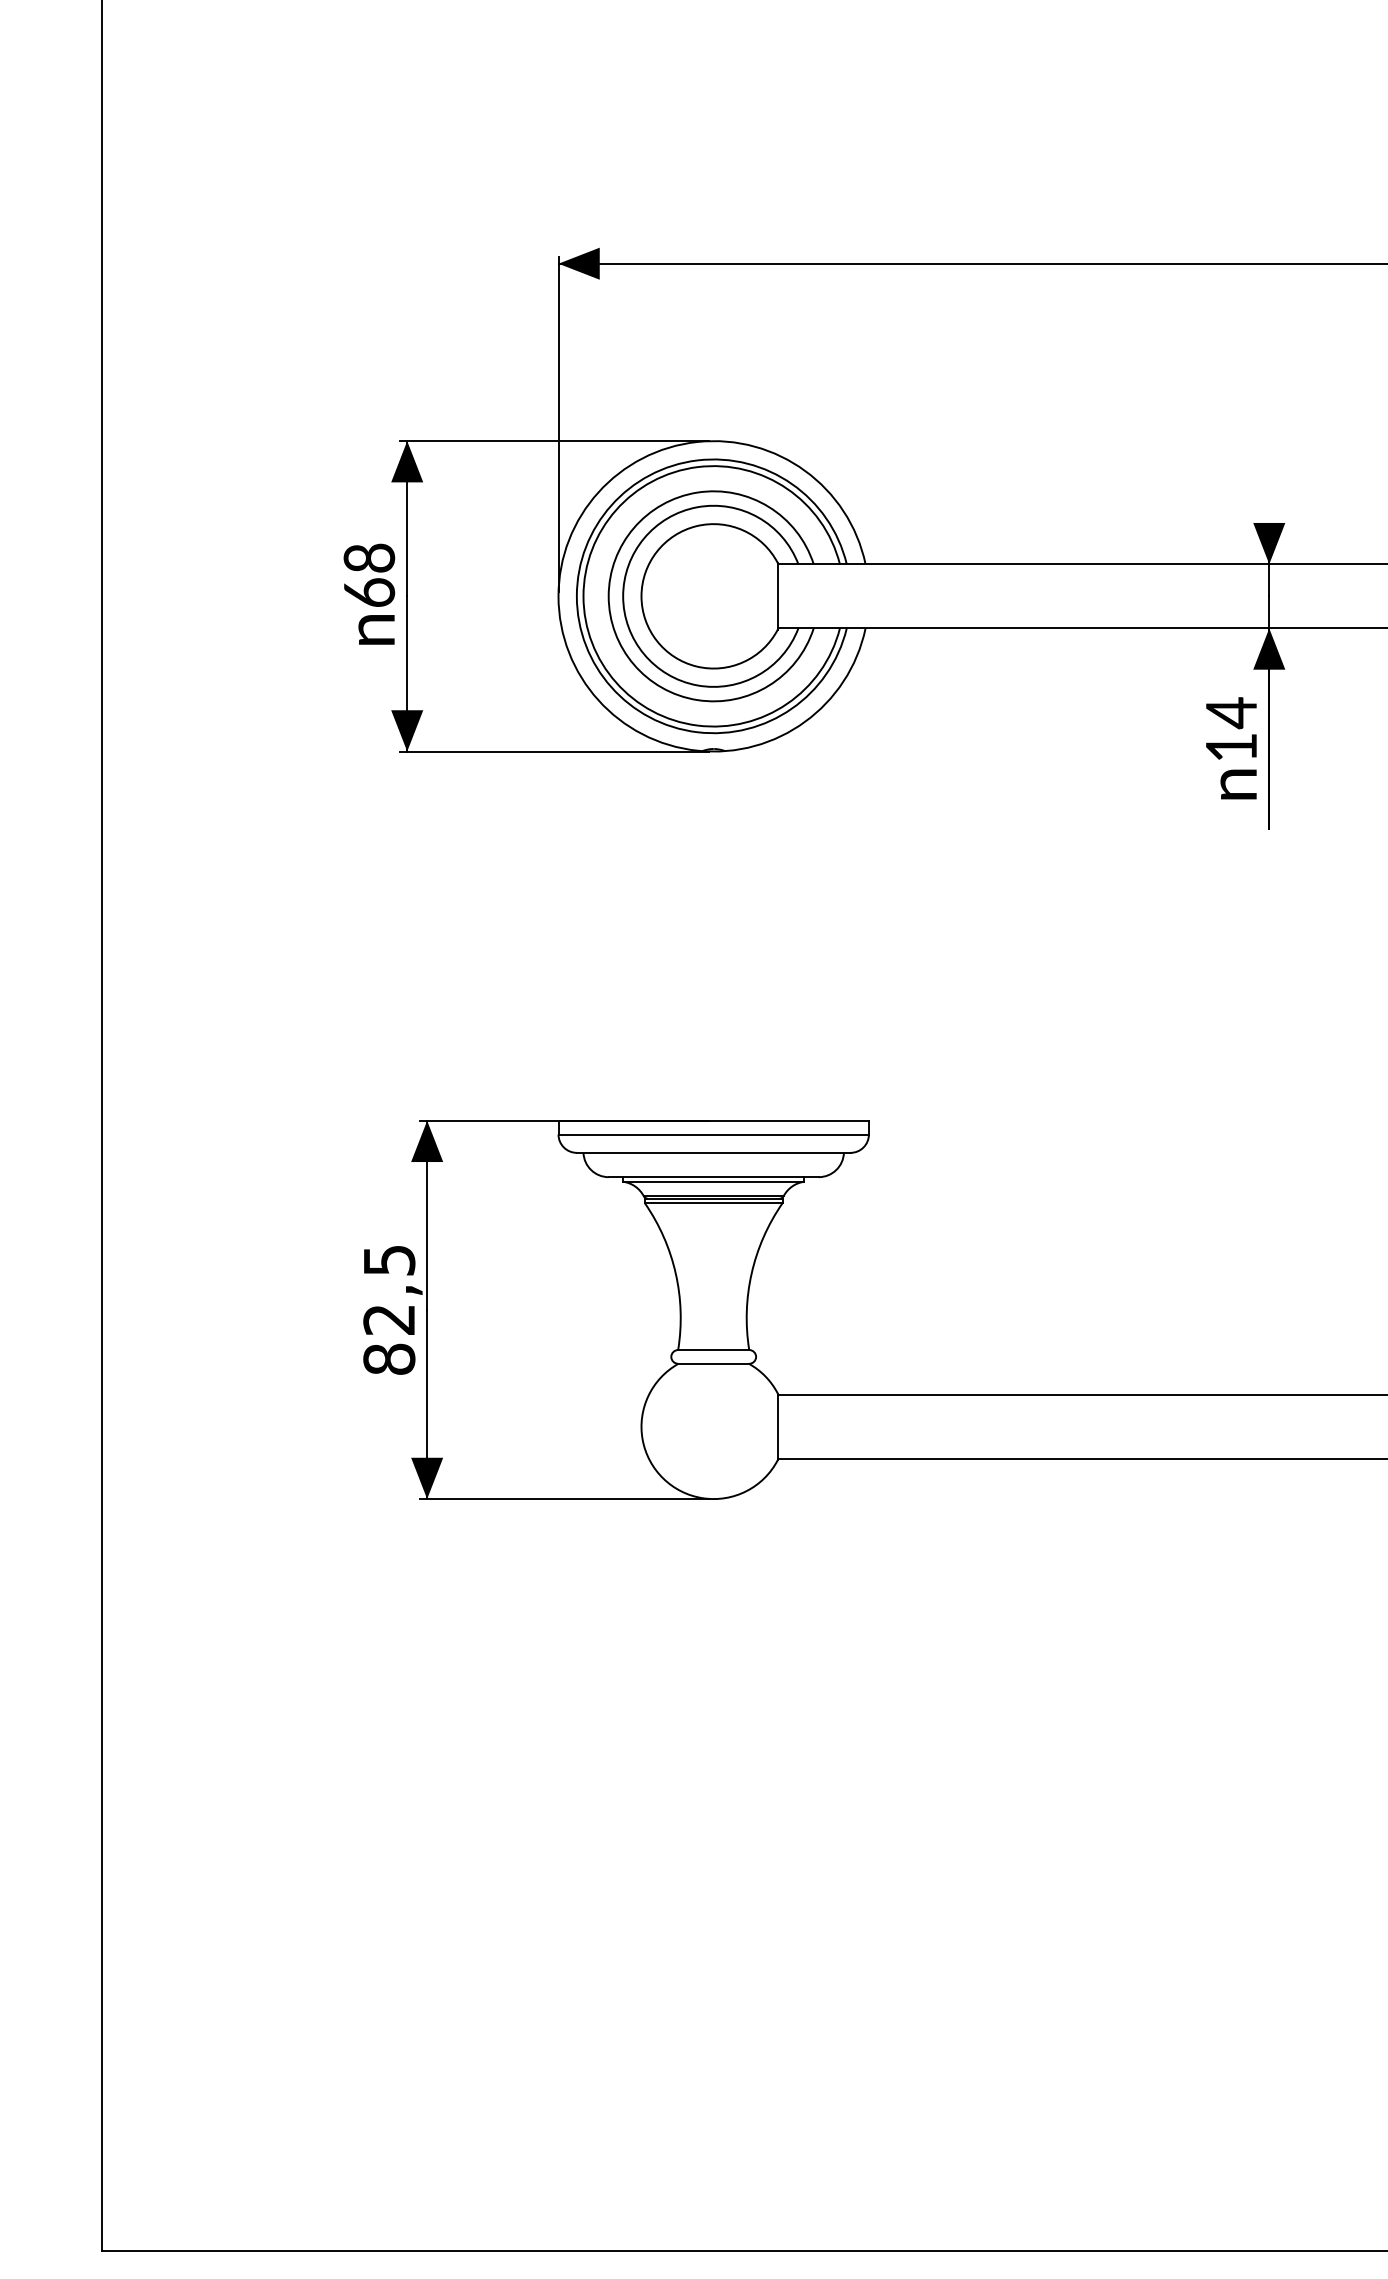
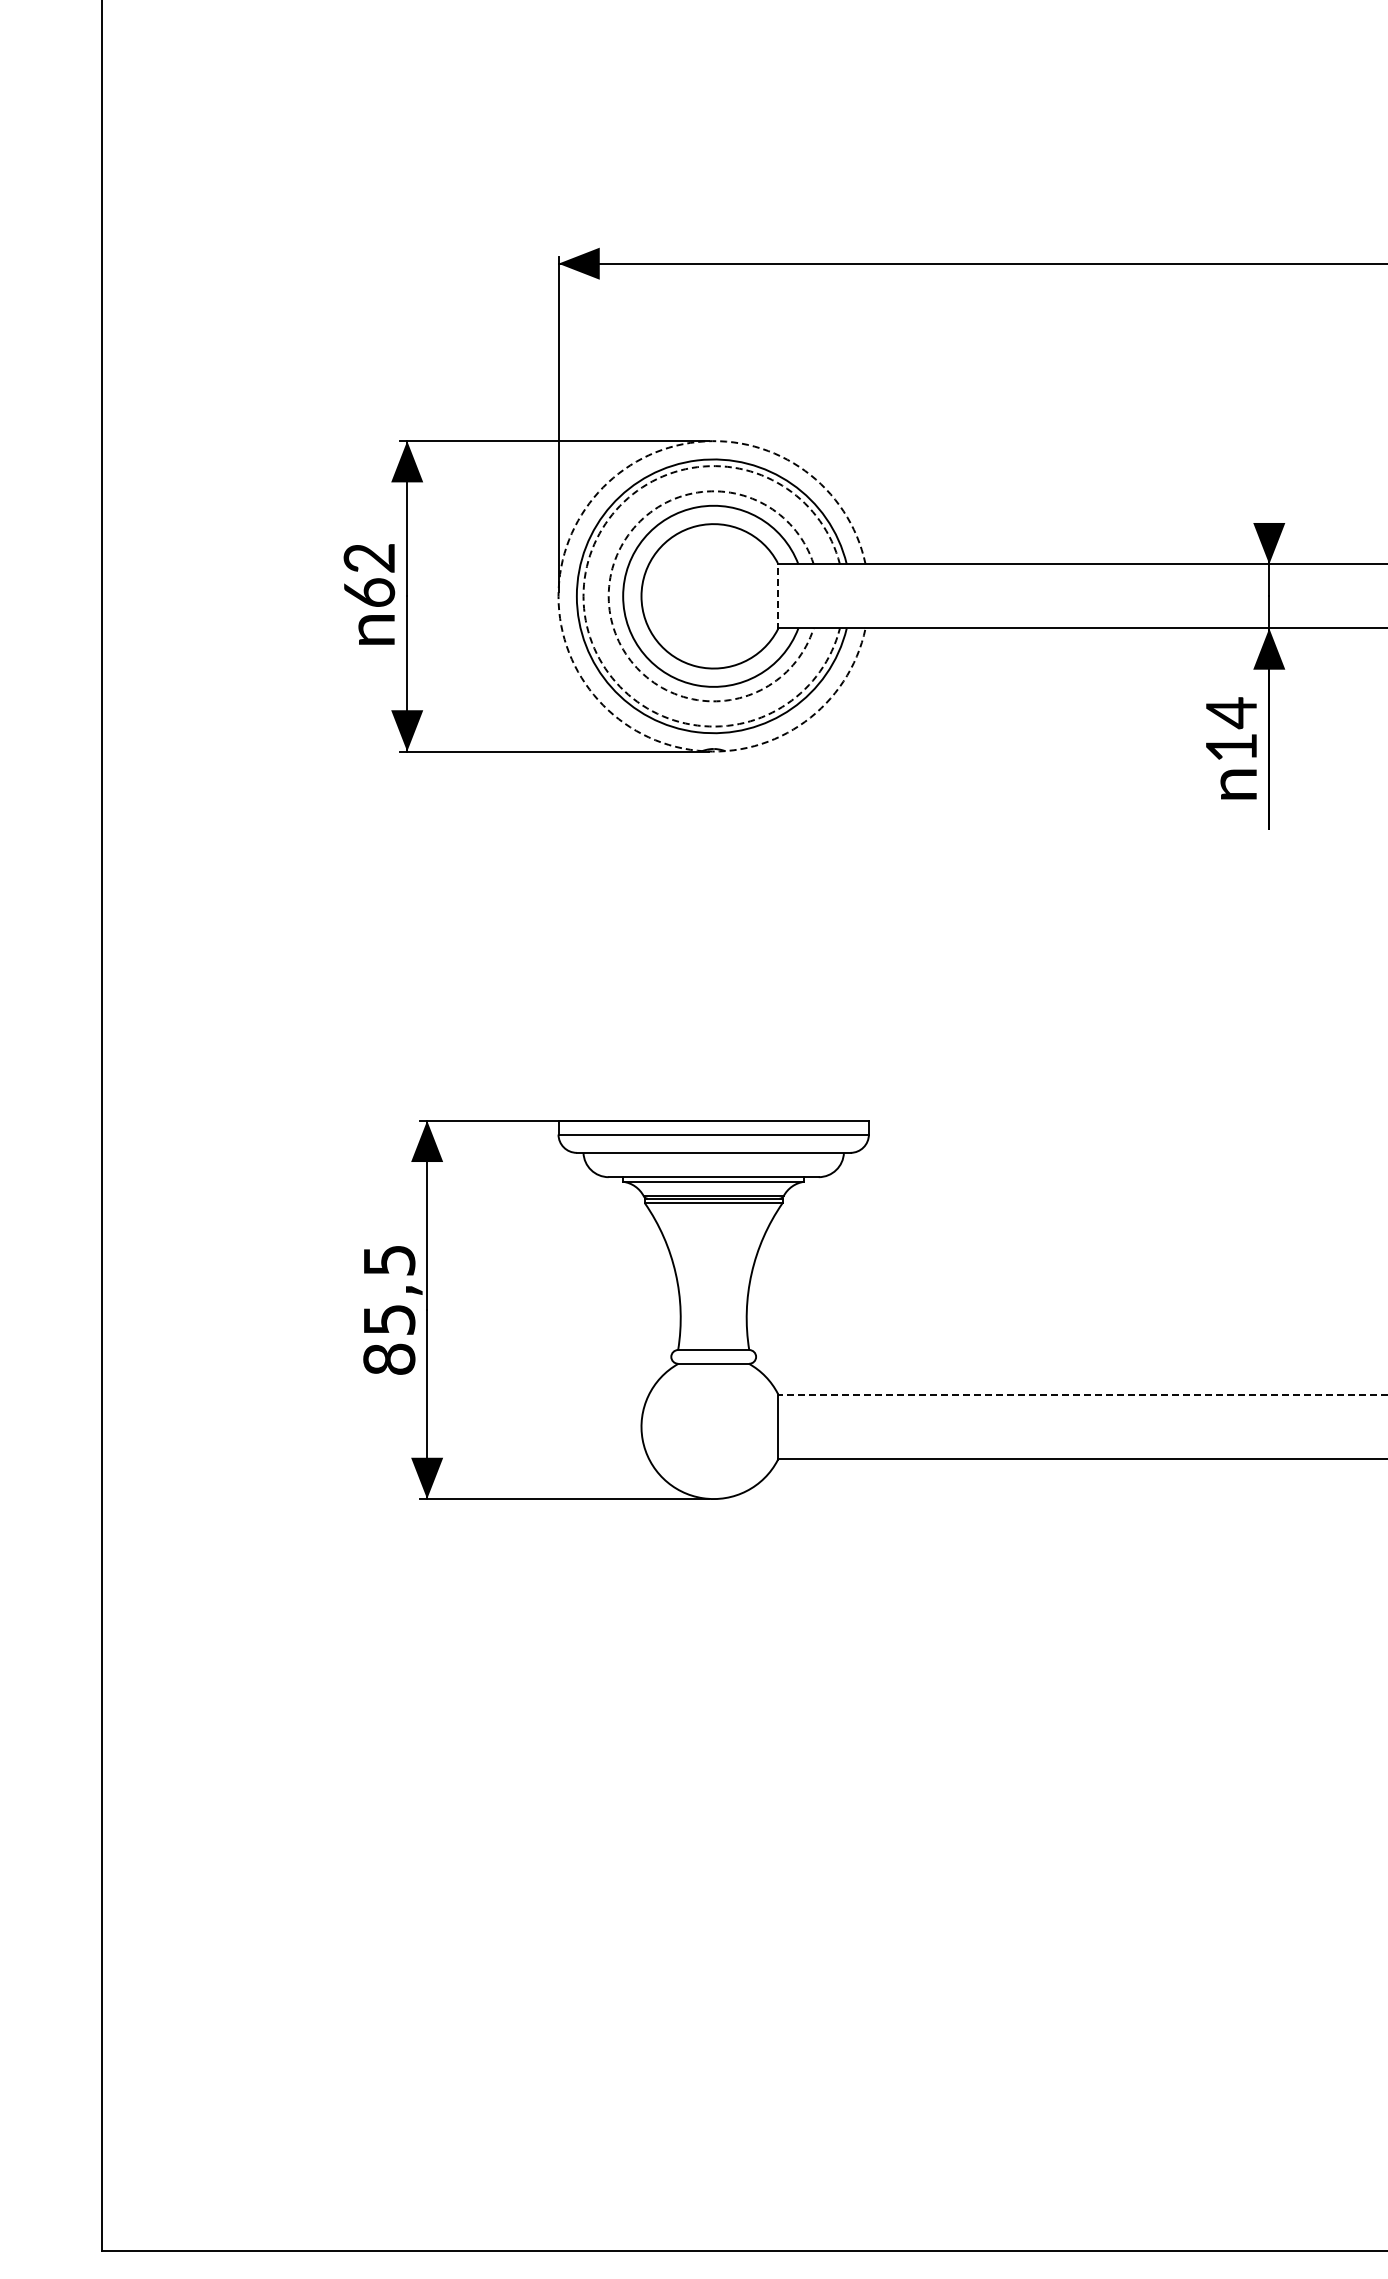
text: 68 -> 62 (369, 557)
line: solid -> dashed (777, 595)
arc: solid -> dashed (558, 596)
arc: solid -> dashed (583, 596)
arc: solid -> dashed (608, 596)
text: 82,5 -> 85,5 (389, 1319)
line: solid -> dashed (1082, 1394)
